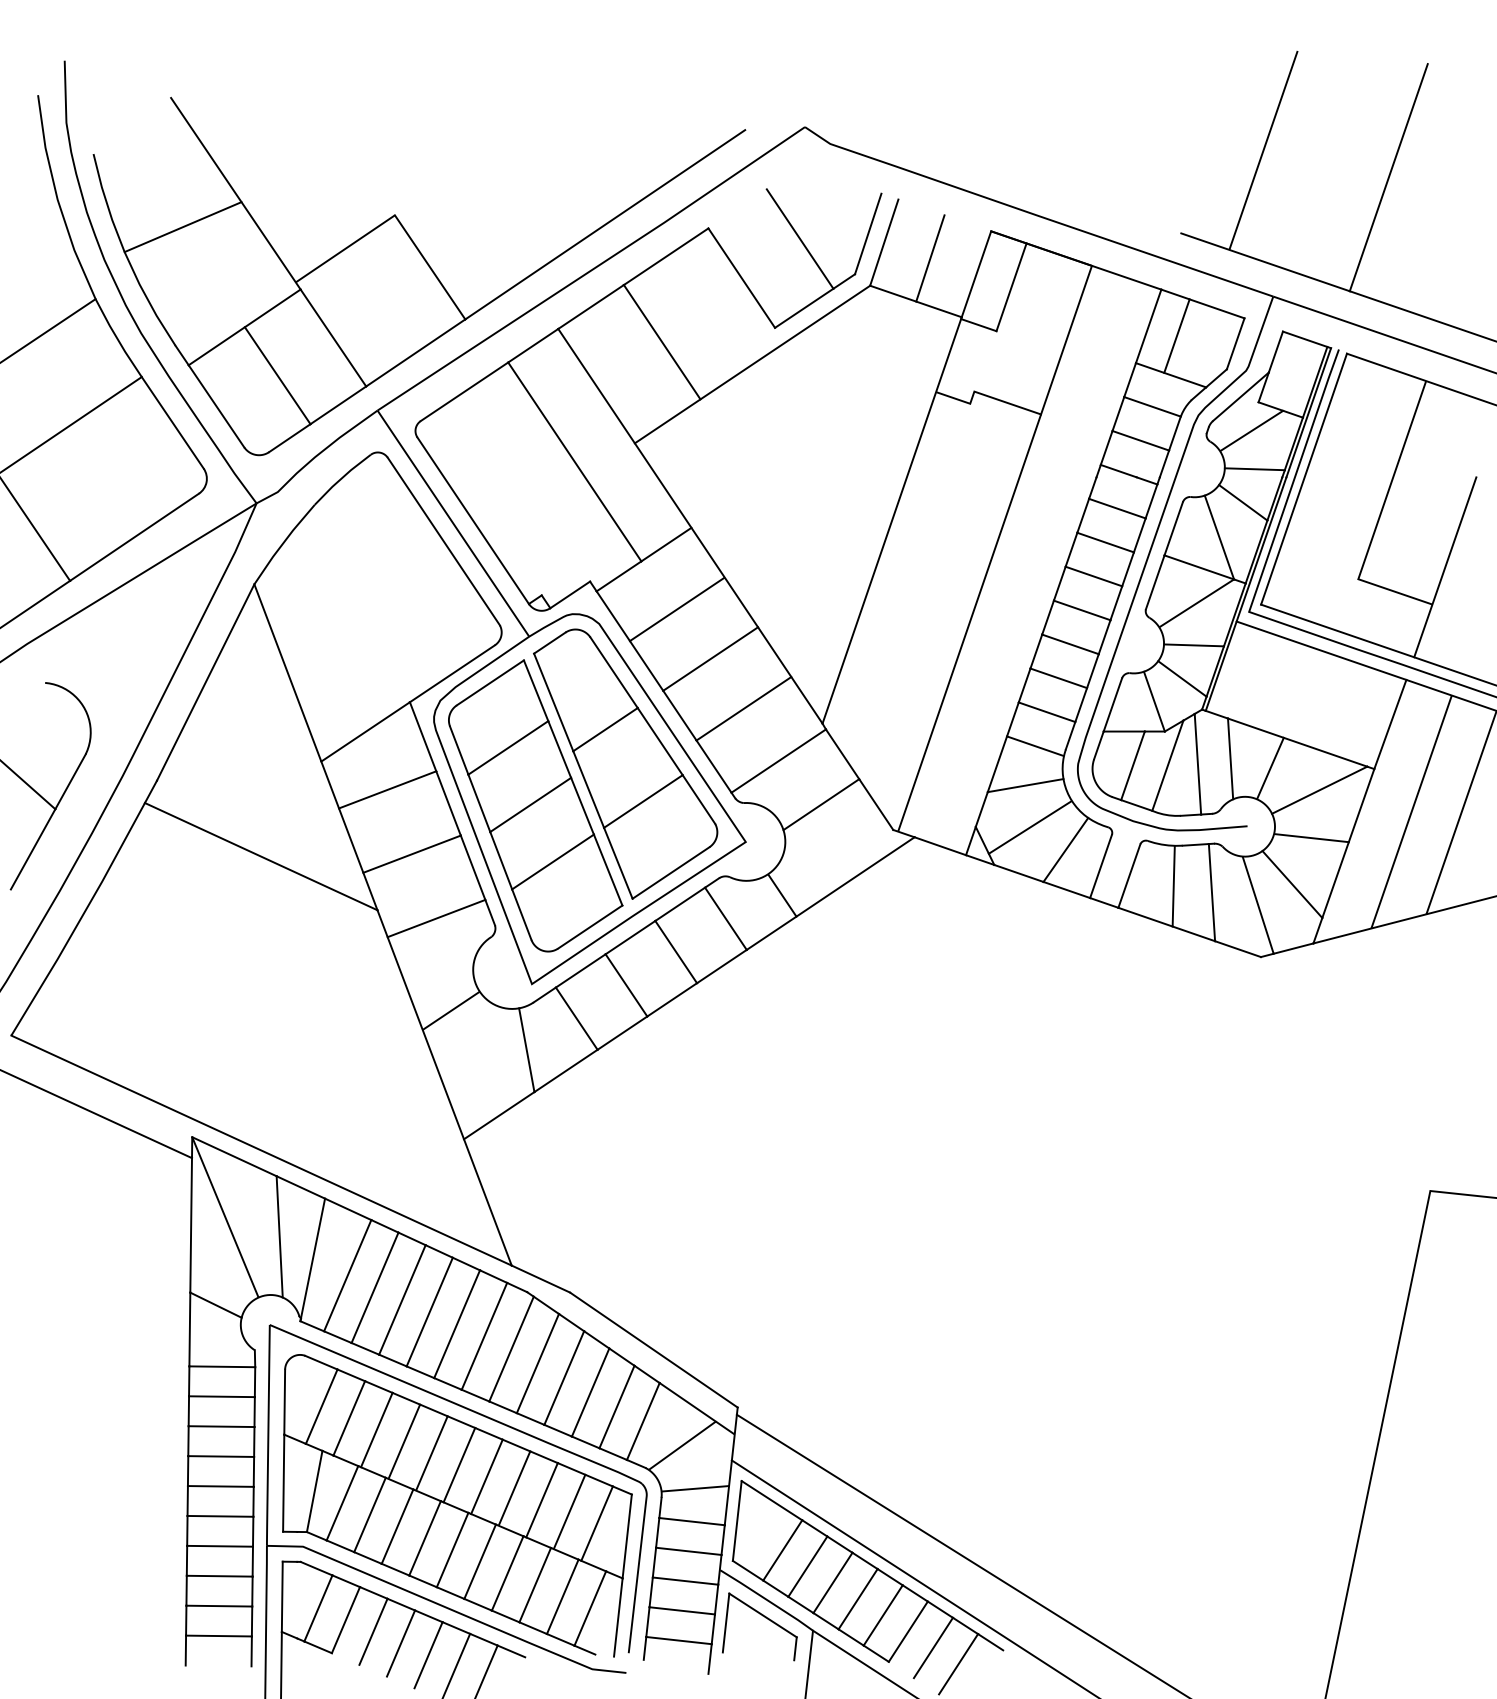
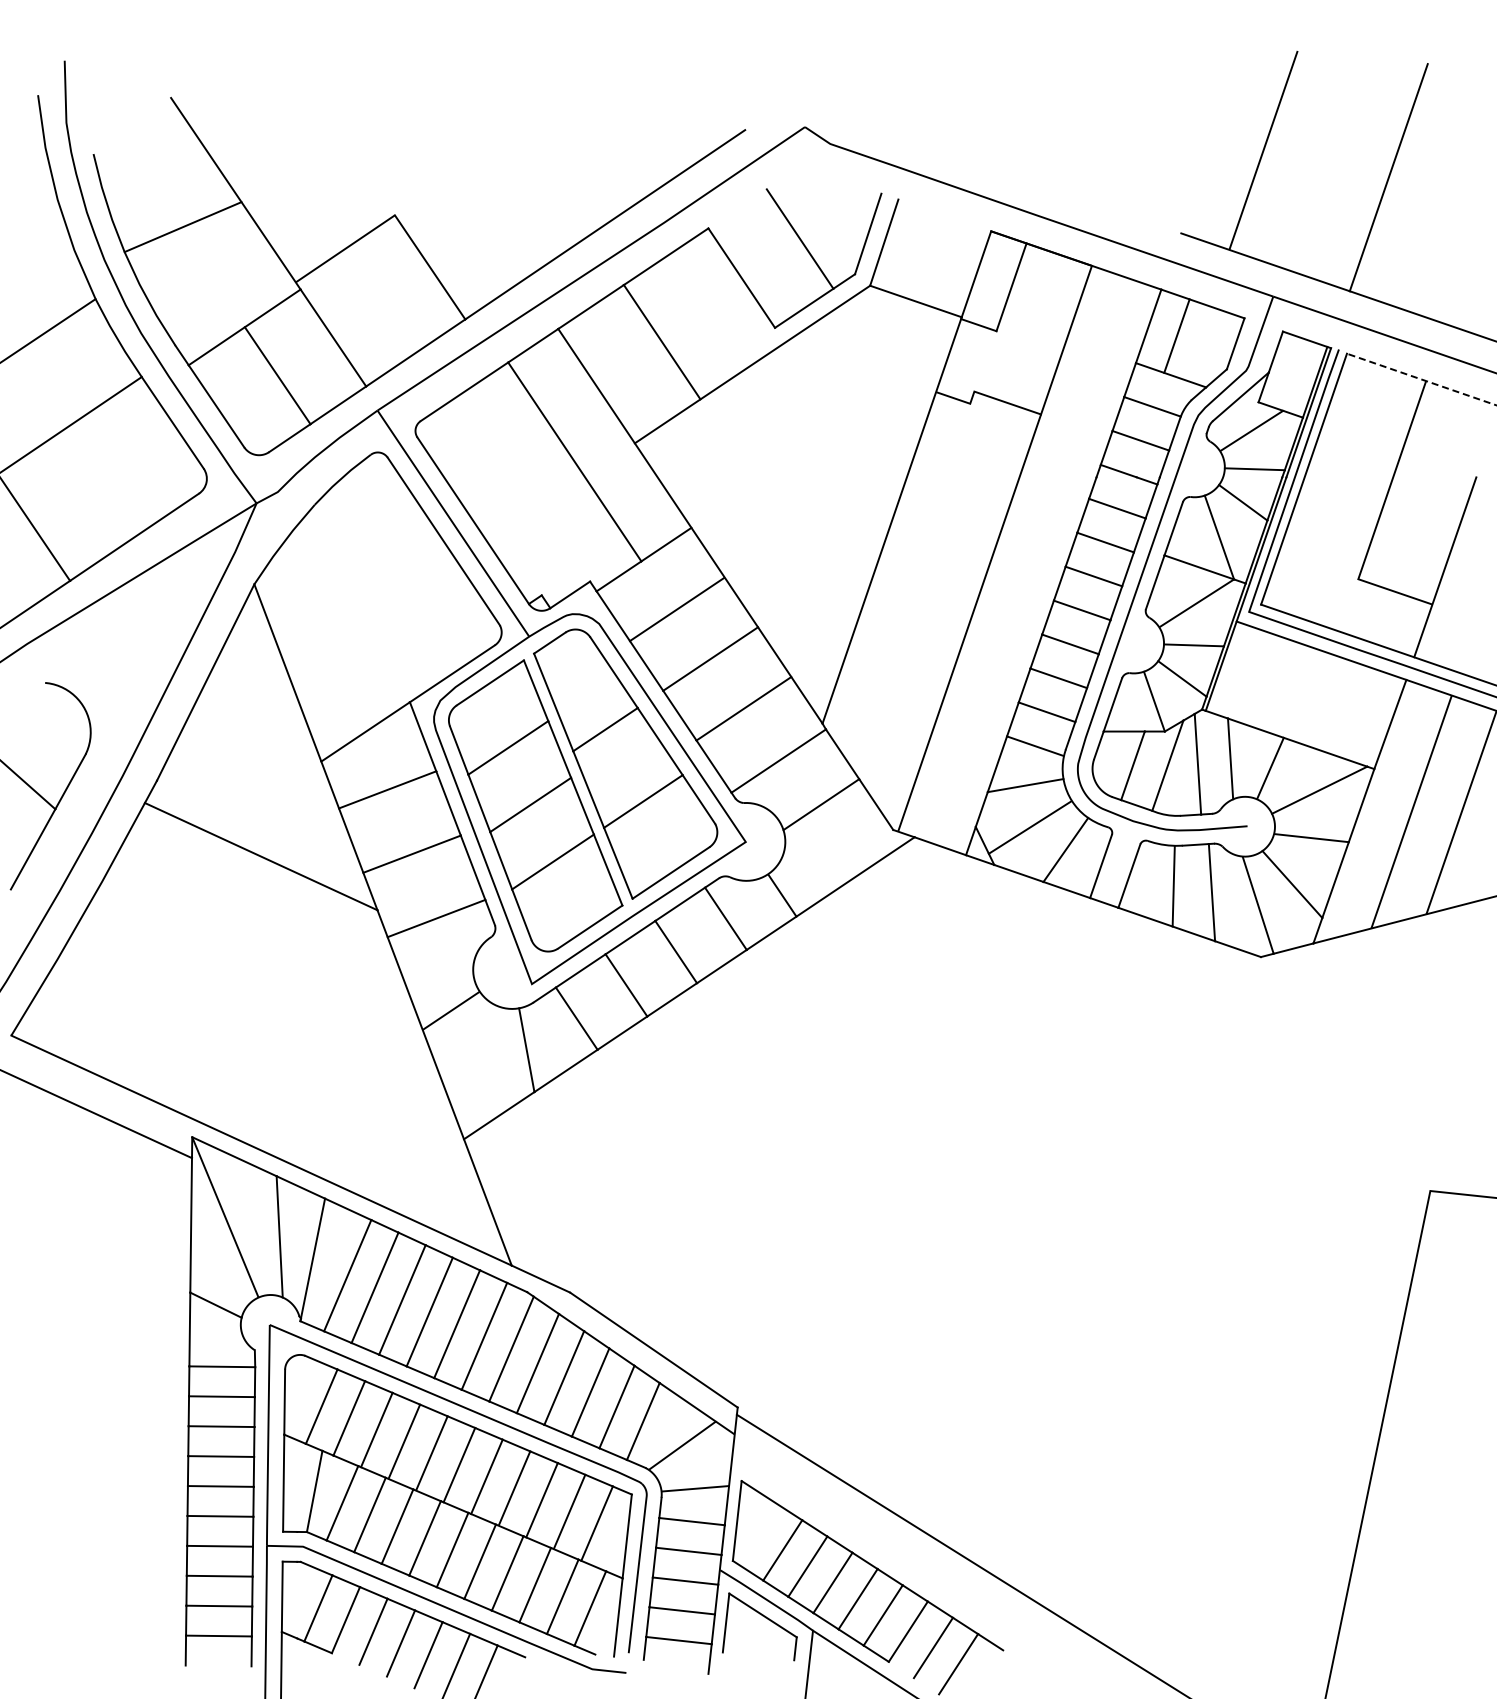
line: present -> none (930, 258)
line: solid -> dashed (1421, 379)
line: present -> none (913, 1577)
